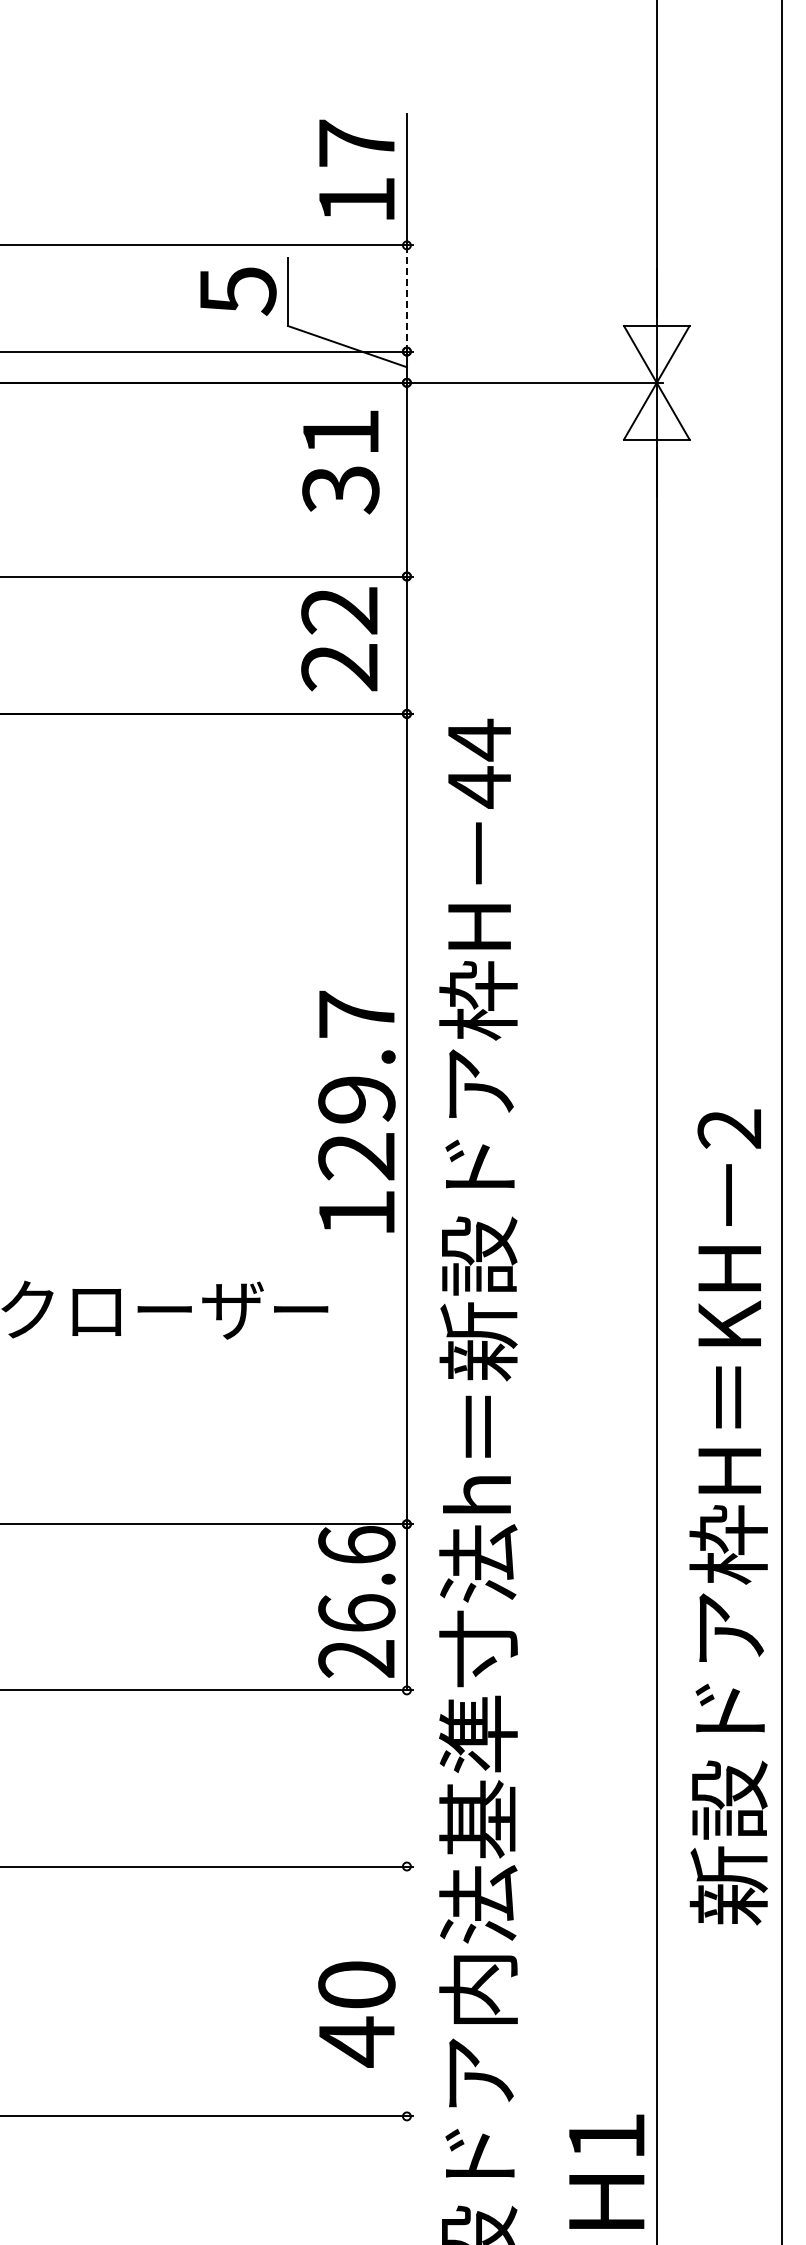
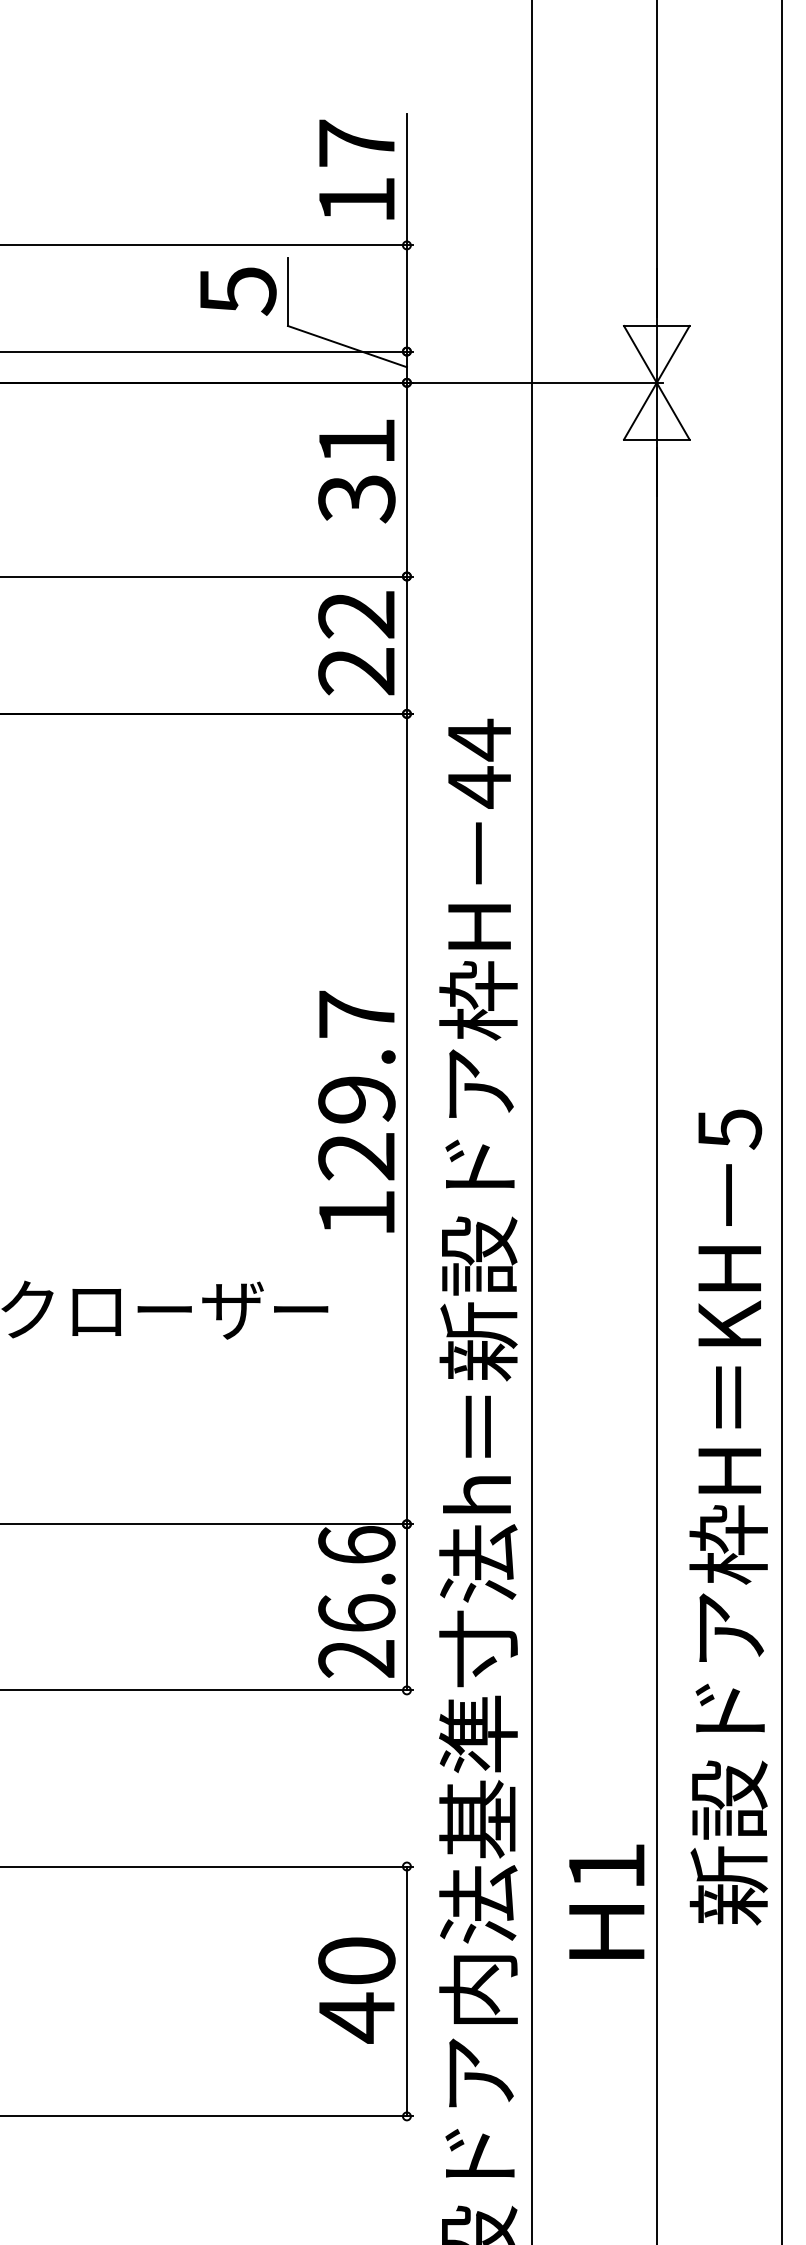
line: dashed -> solid (406, 298)
text position: (340, 462) -> (356, 471) (356, 471)
text position: (339, 639) -> (356, 643) (356, 643)
line: none -> present (531, 1121)
text: 2 -> 5 (729, 1129)
line: none -> present (406, 1991)
text position: (356, 2014) -> (356, 1990) (356, 1990)
text position: (606, 2171) -> (606, 1901) (606, 1901)
